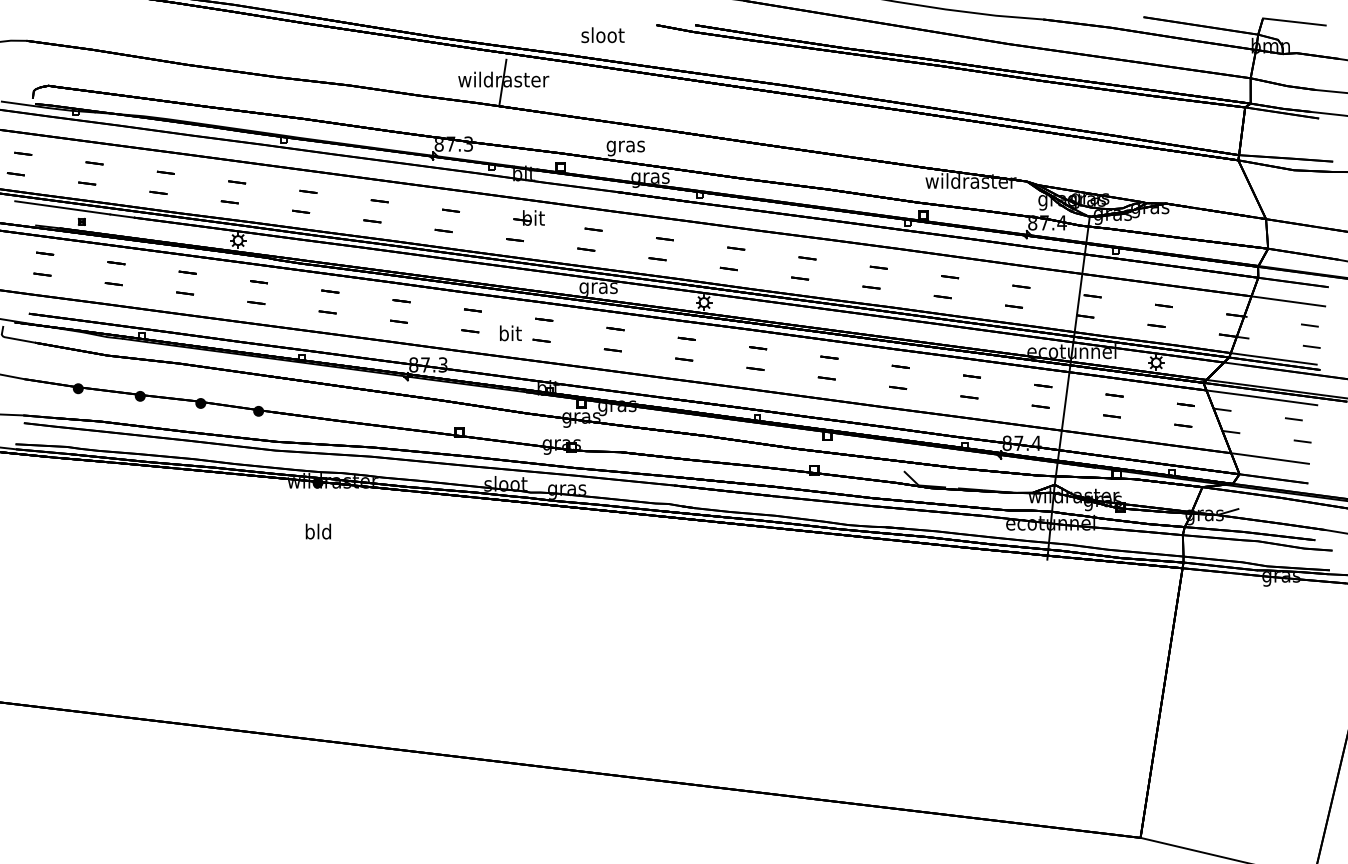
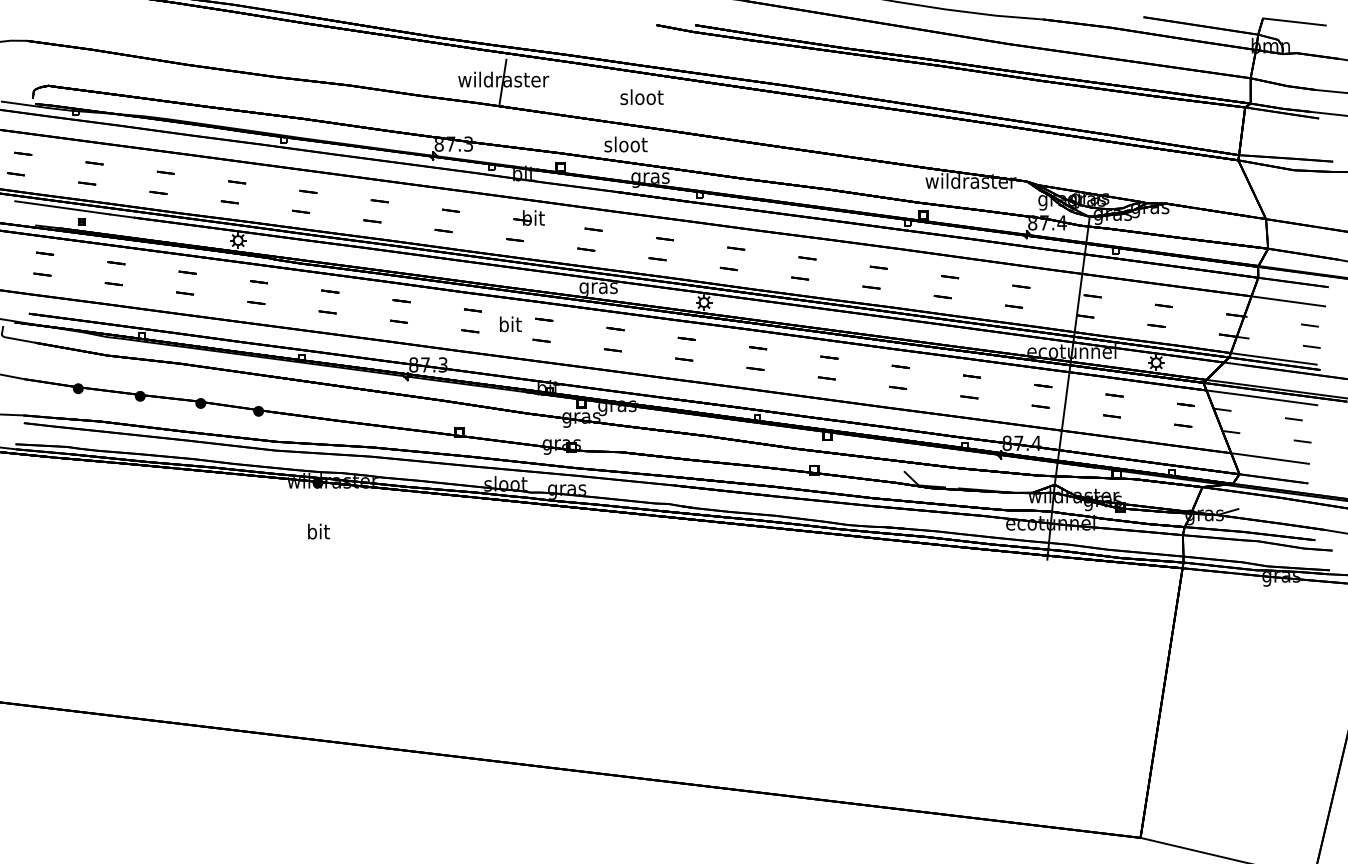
text position: (602, 35) -> (641, 97) (641, 97)
text: gras -> sloot (625, 146)
text position: (510, 333) -> (510, 324) (510, 324)
text: bld -> bit (318, 531)
